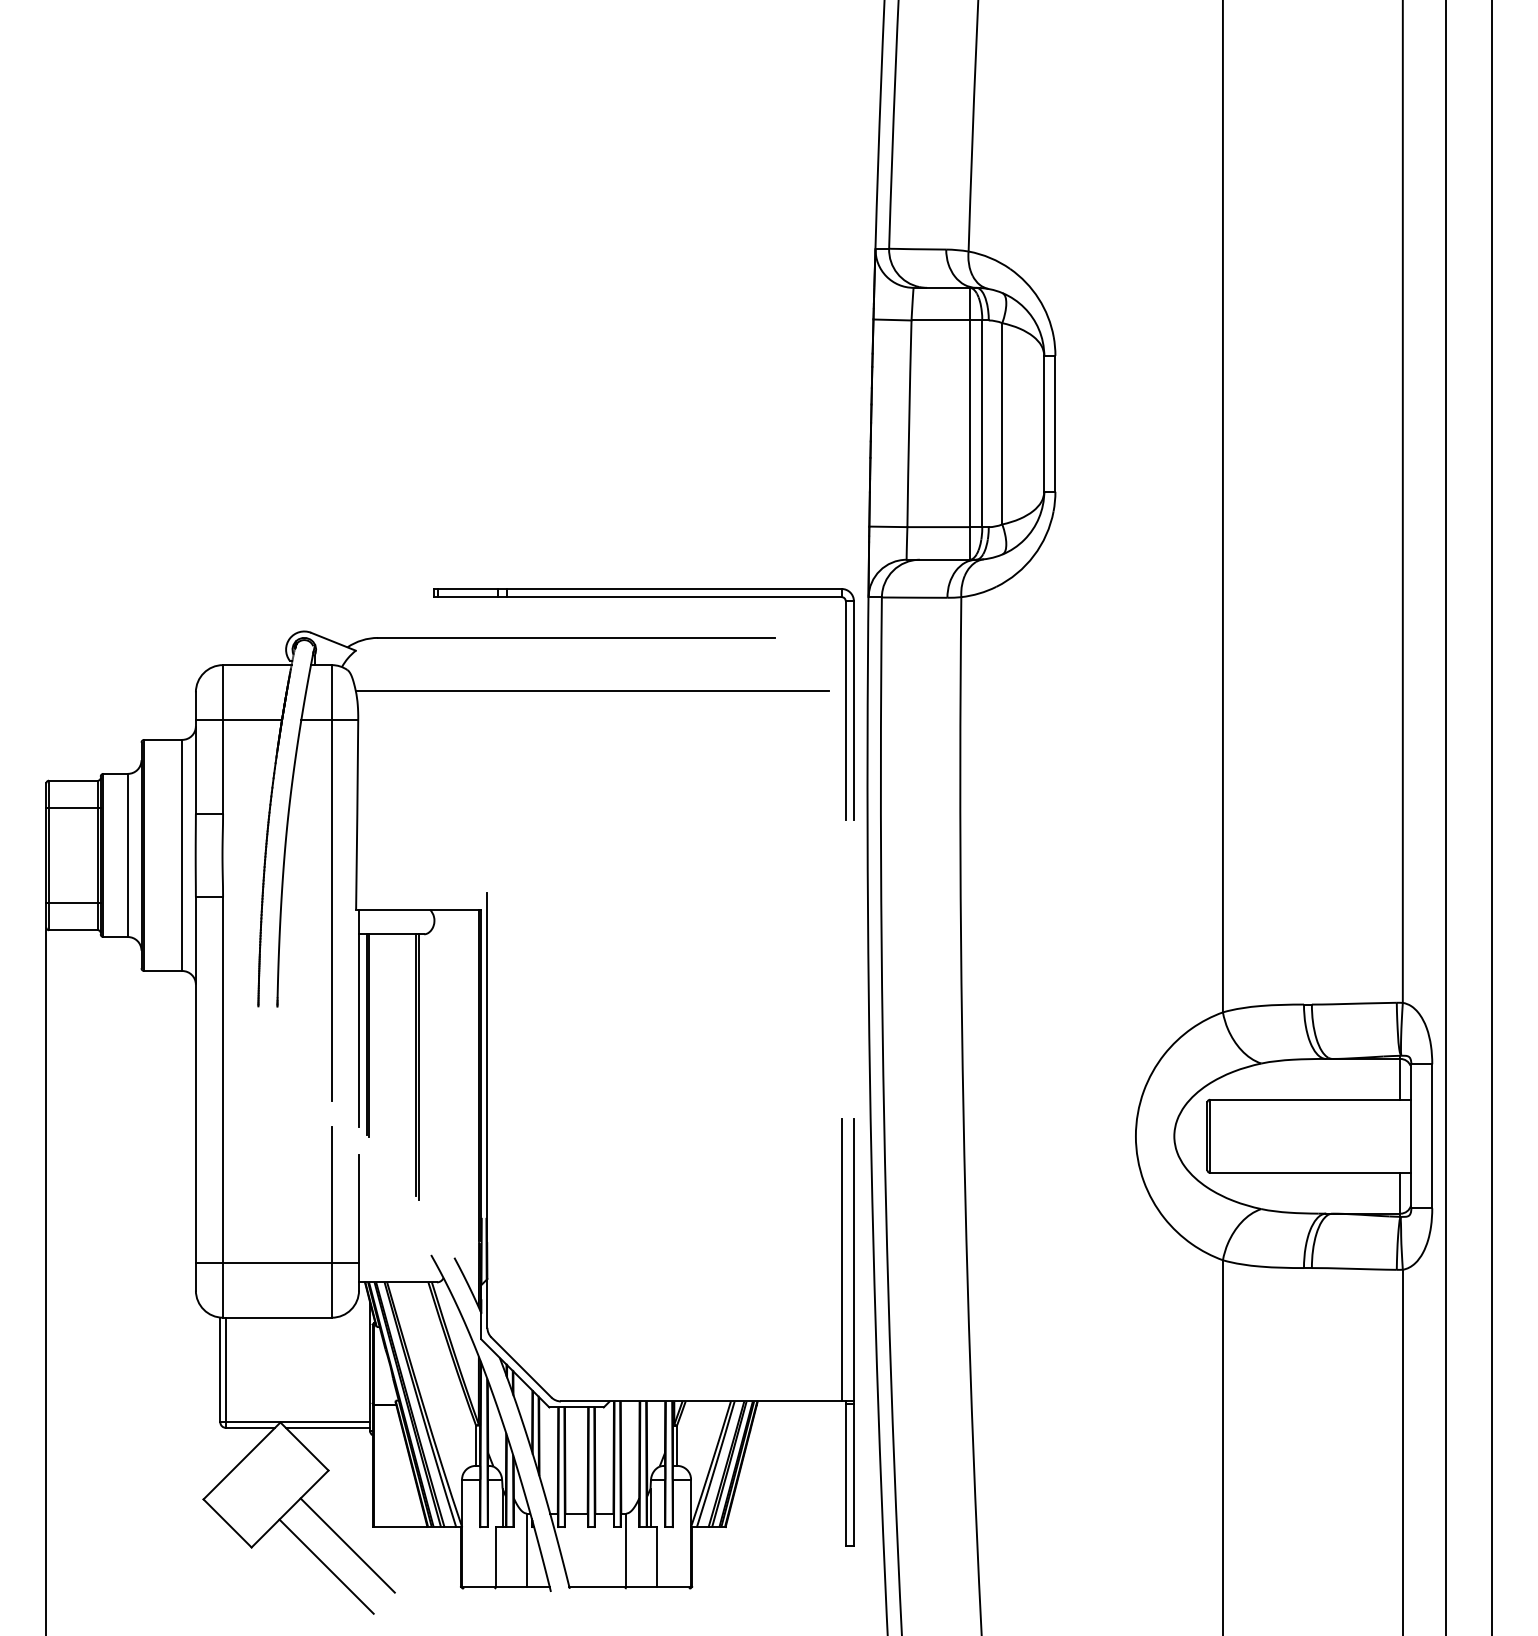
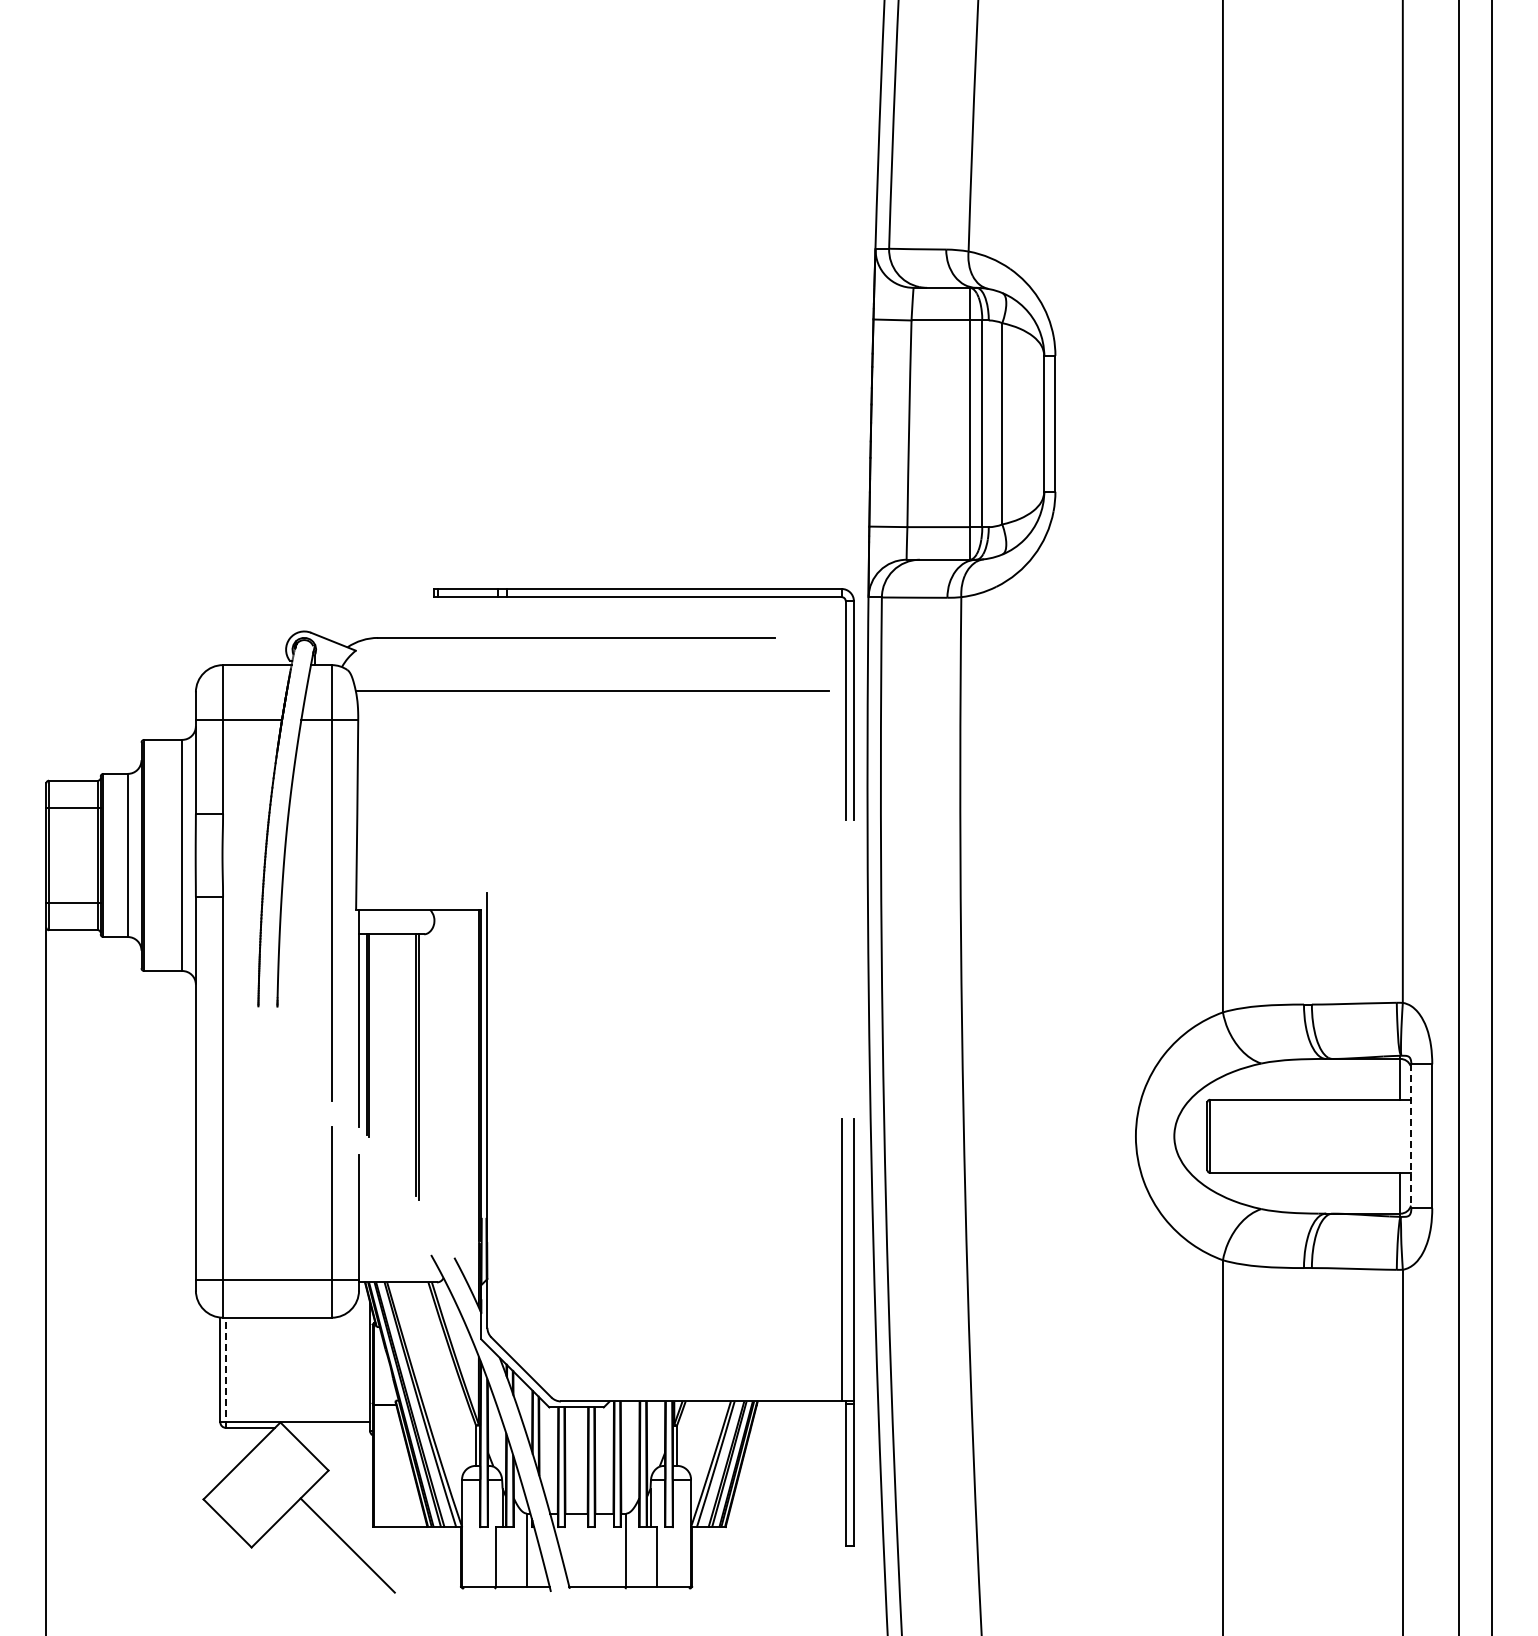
line position: (1446, 817) -> (1459, 817) (1459, 817)
line: solid -> dashed (1411, 1136)
line position: (277, 1263) -> (277, 1280) (277, 1280)
line: solid -> dashed (225, 1372)
line: present -> none (327, 1427)
line: present -> none (326, 1566)
